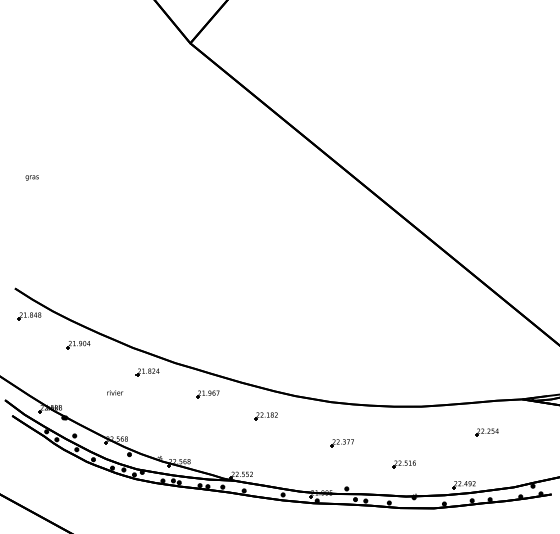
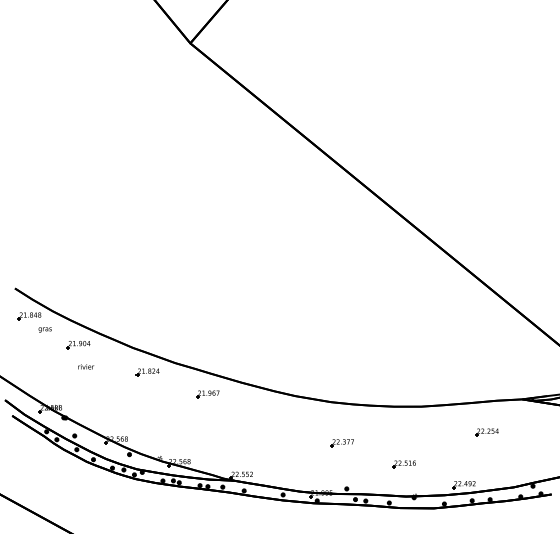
text position: (31, 177) -> (44, 329) (44, 329)
text position: (115, 392) -> (86, 366) (86, 366)
part: present -> none (265, 416)
